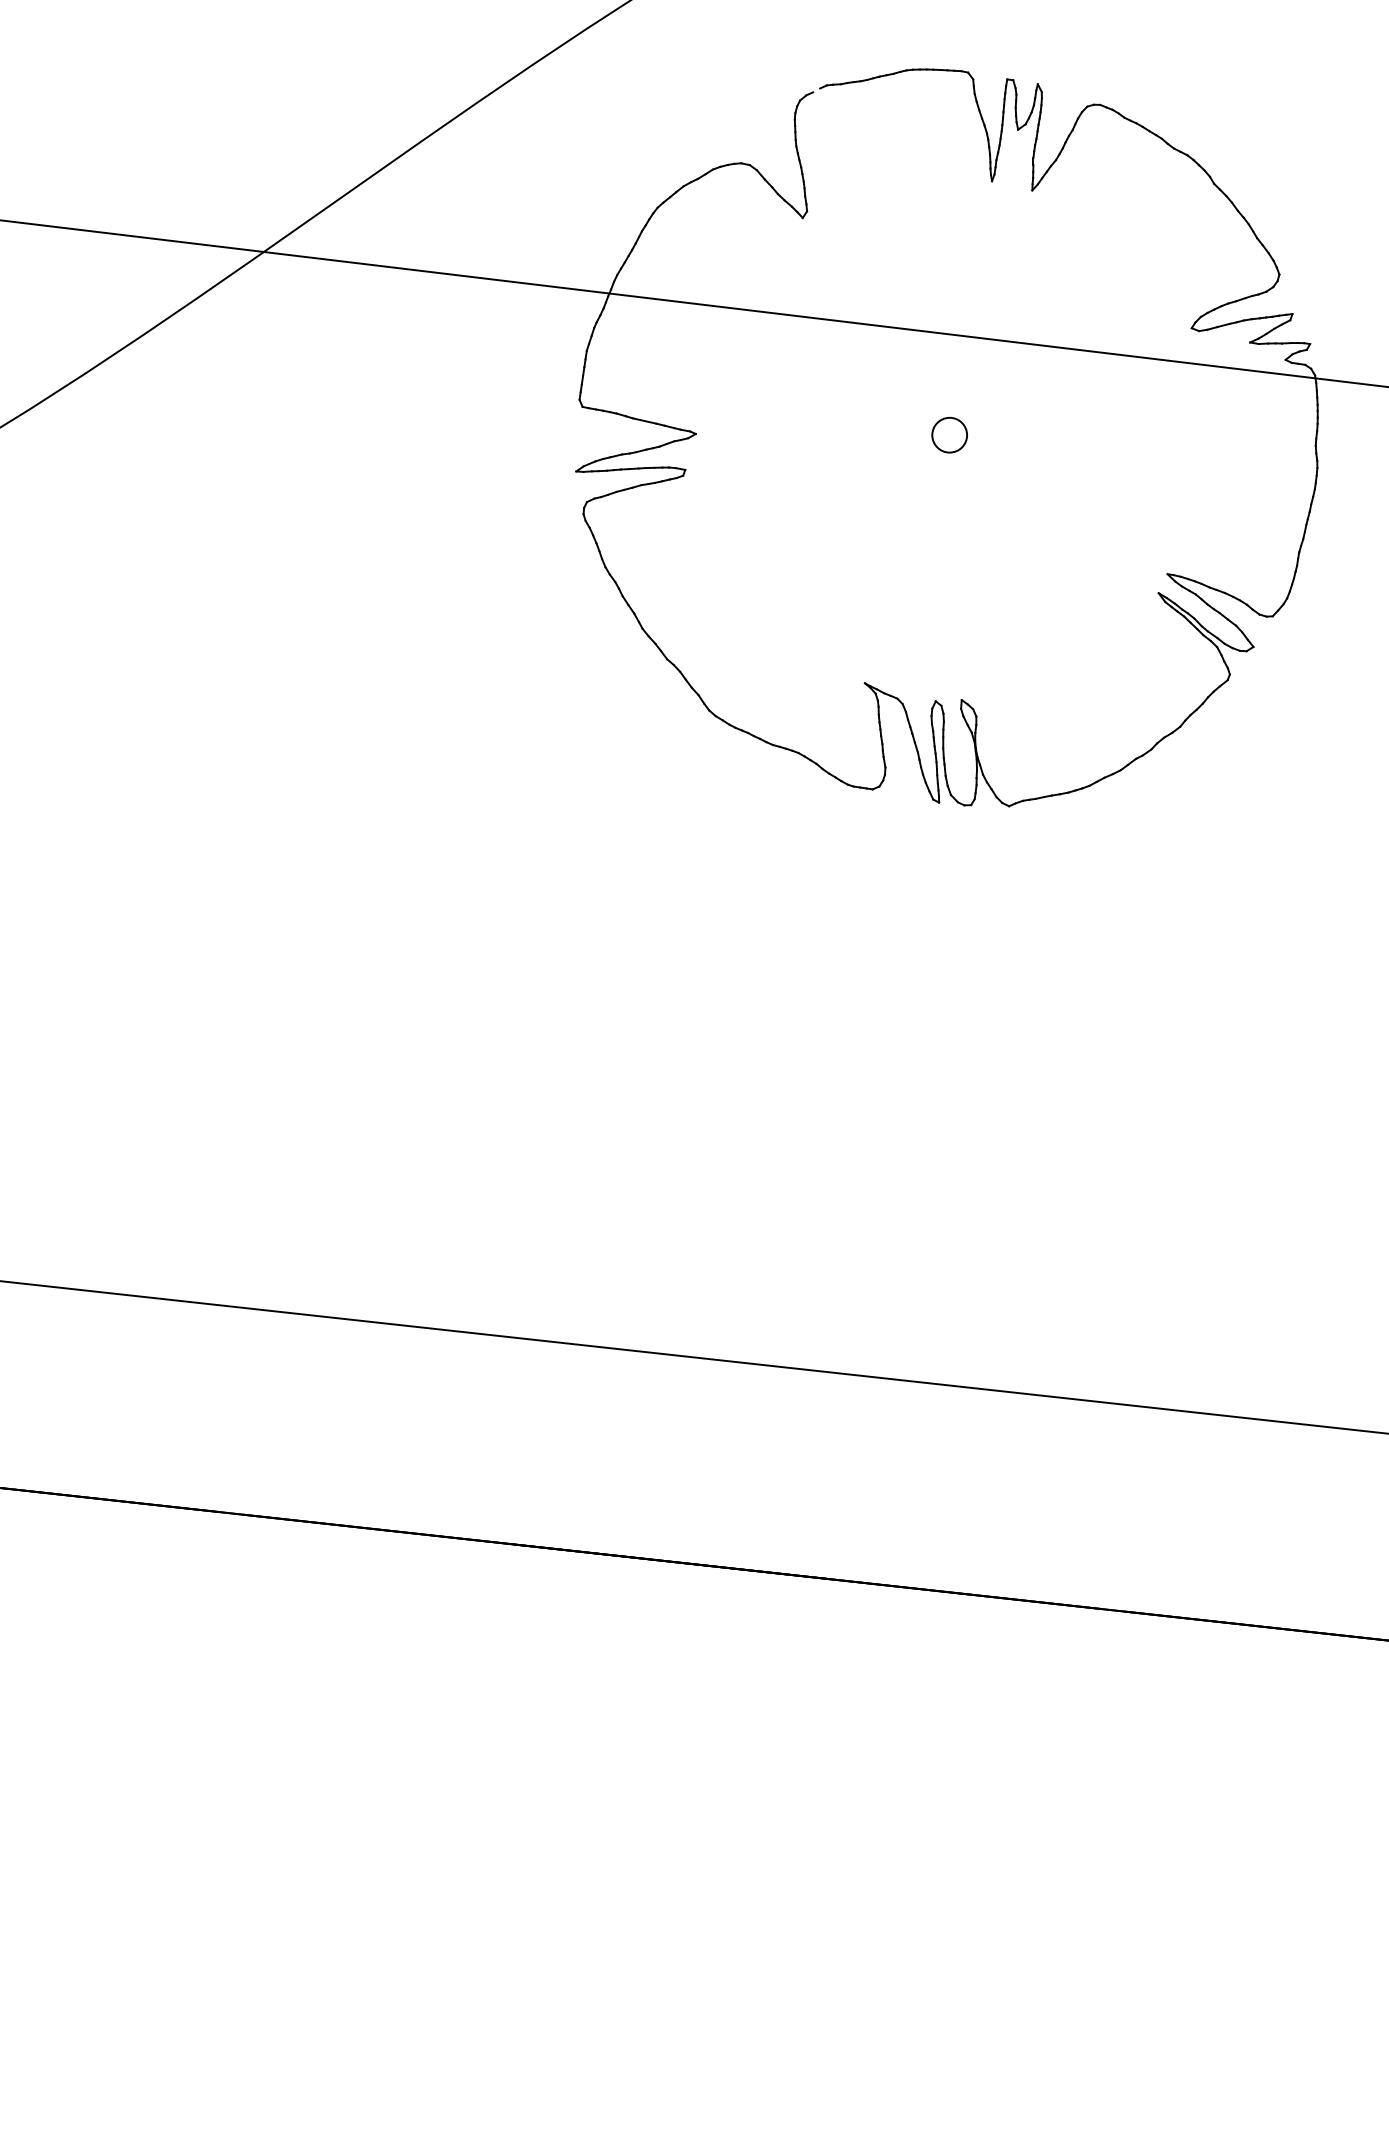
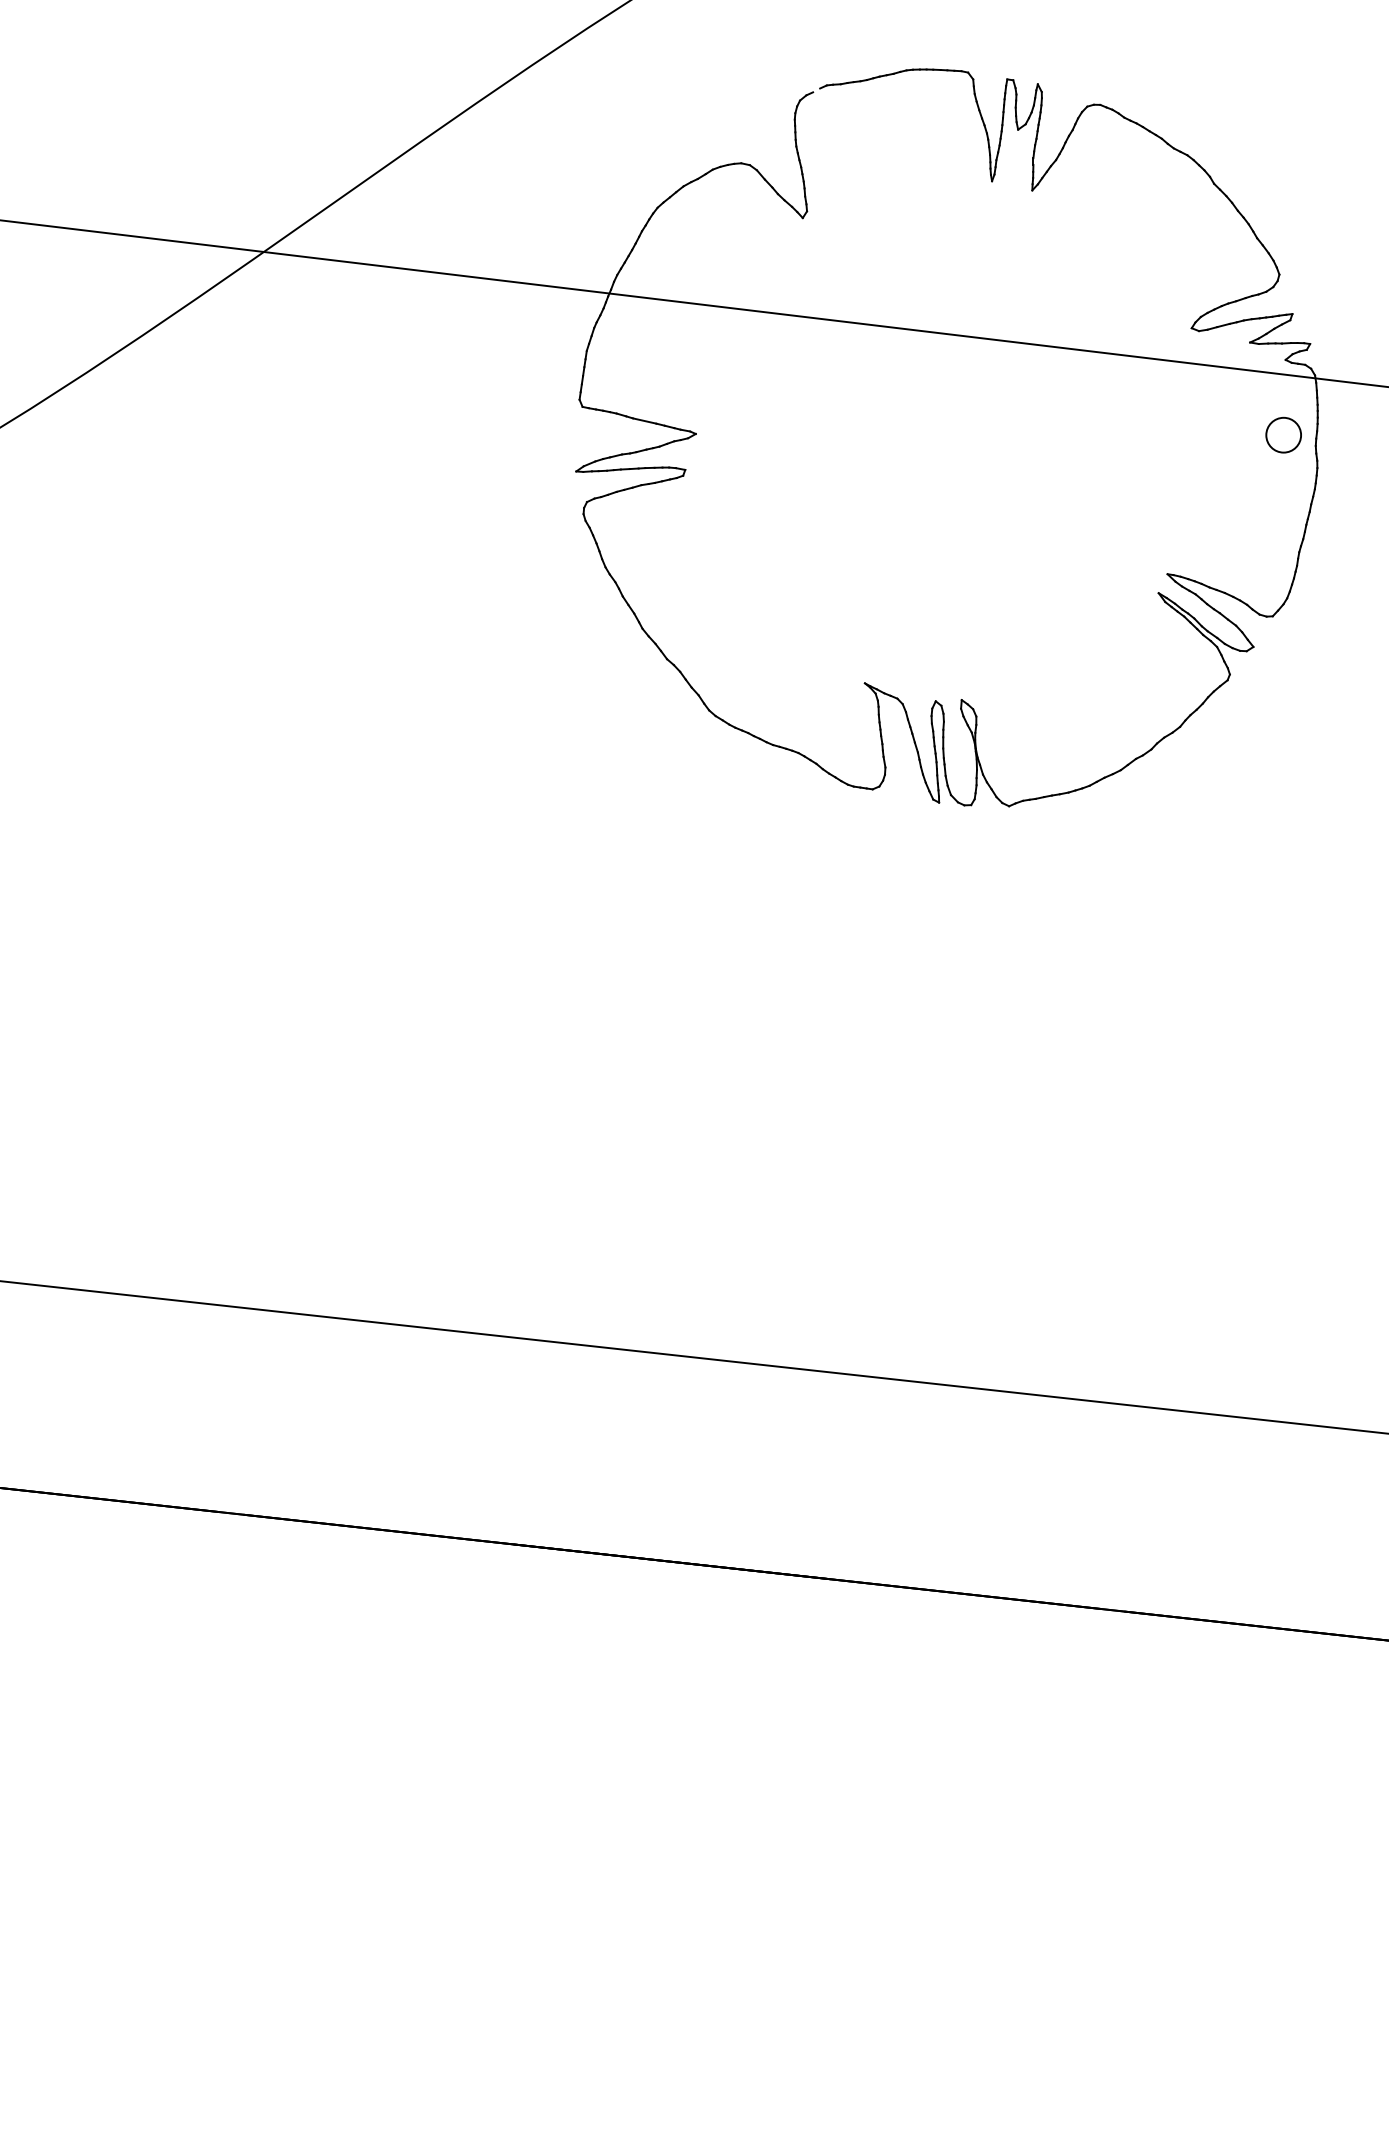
circle position: (949, 434) -> (1283, 434) (1283, 434)
